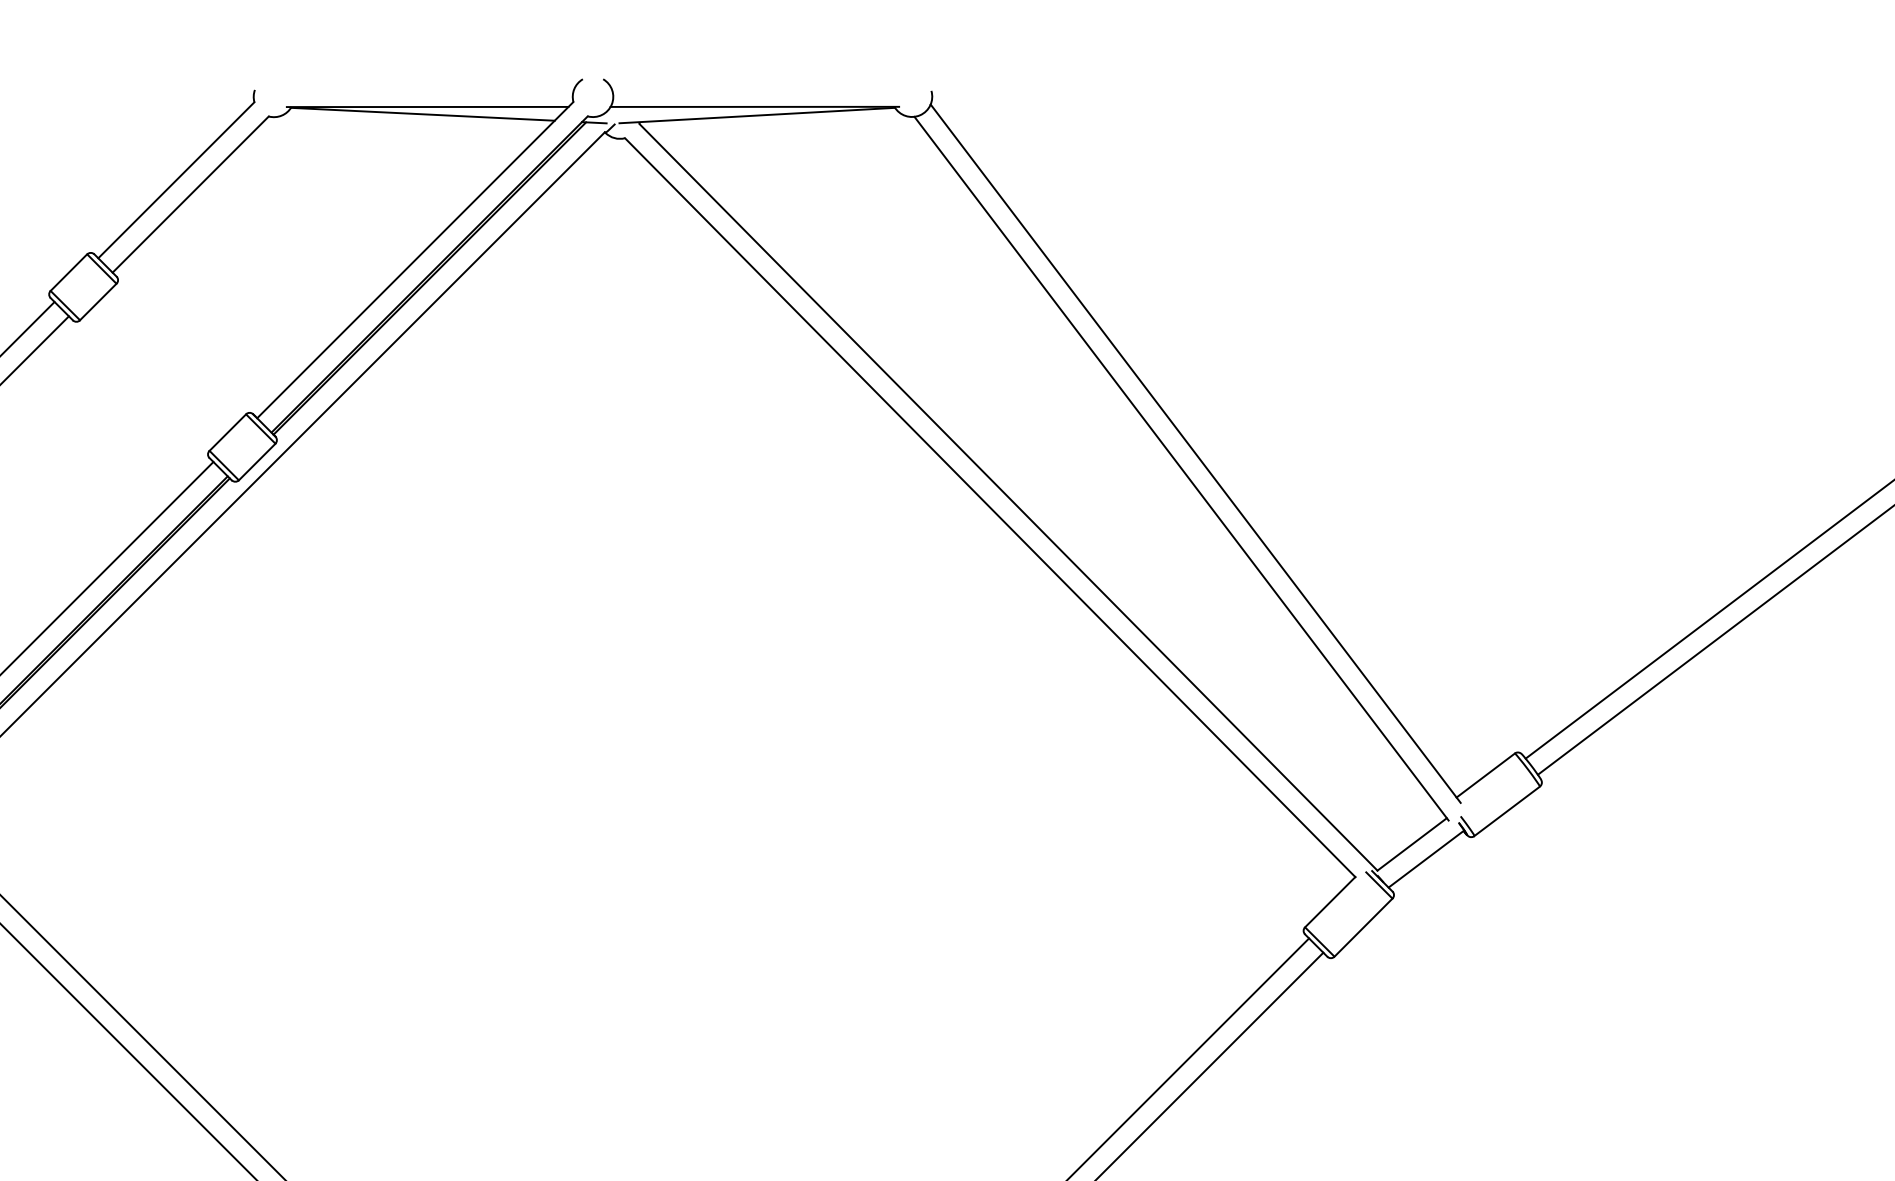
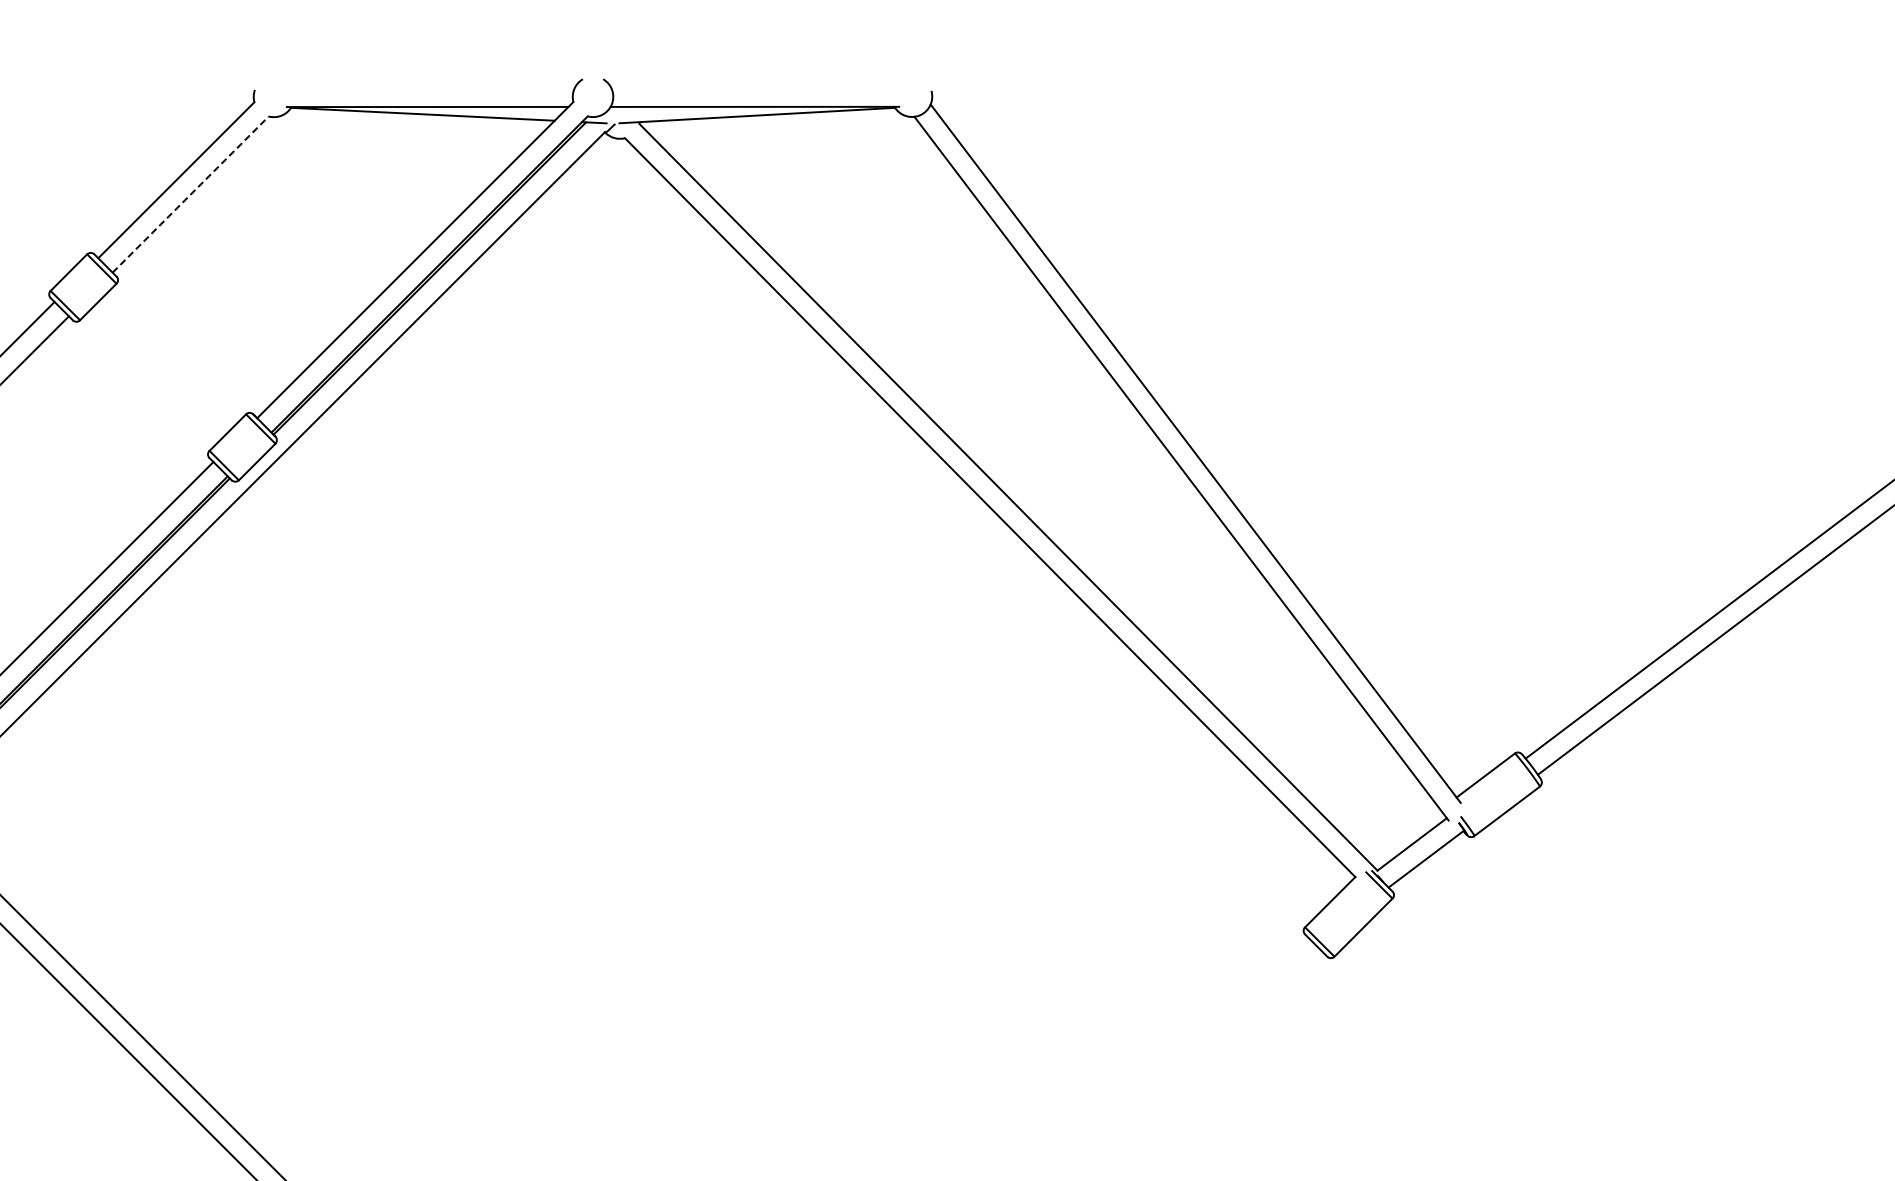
line: solid -> dashed (191, 194)
line: present -> none (1189, 1057)
line: present -> none (1210, 1064)
